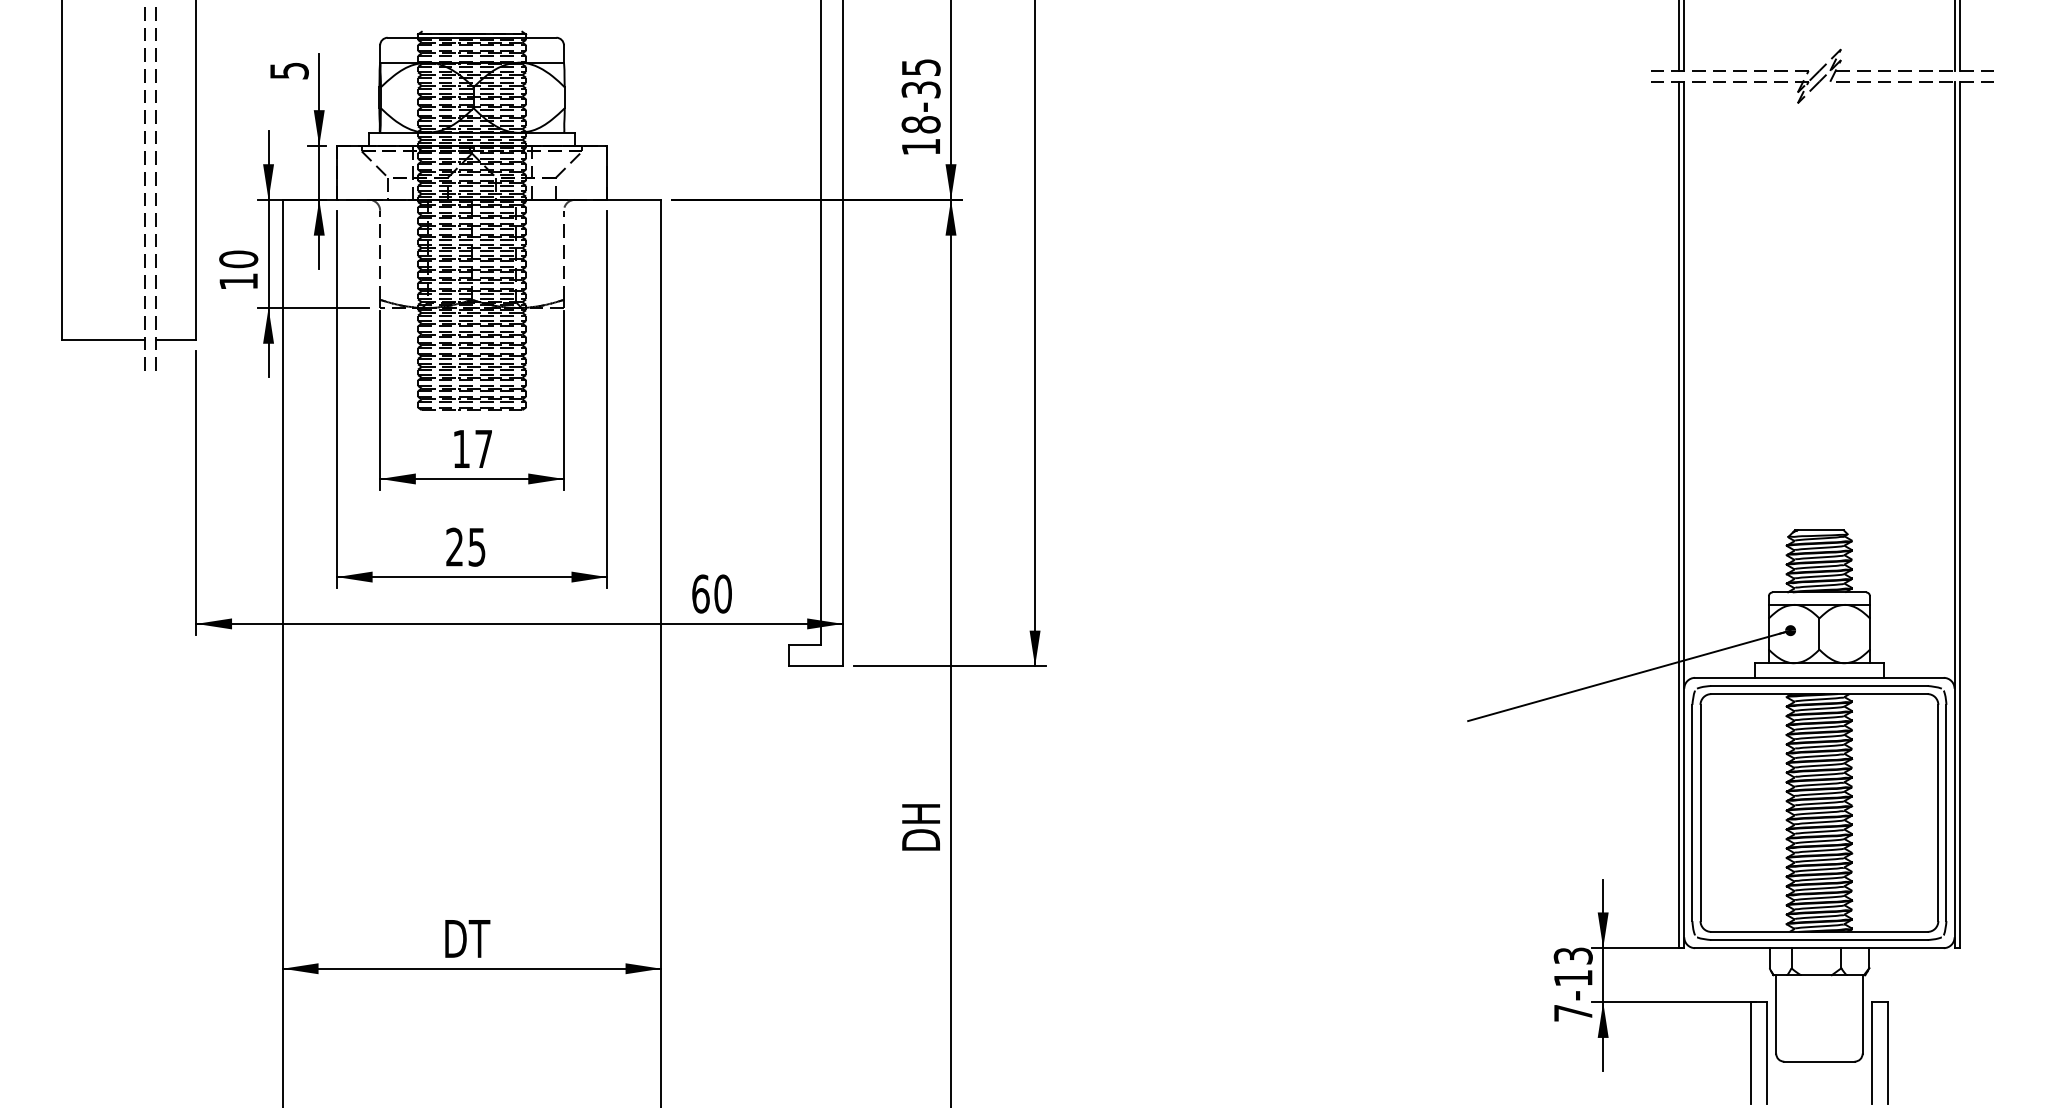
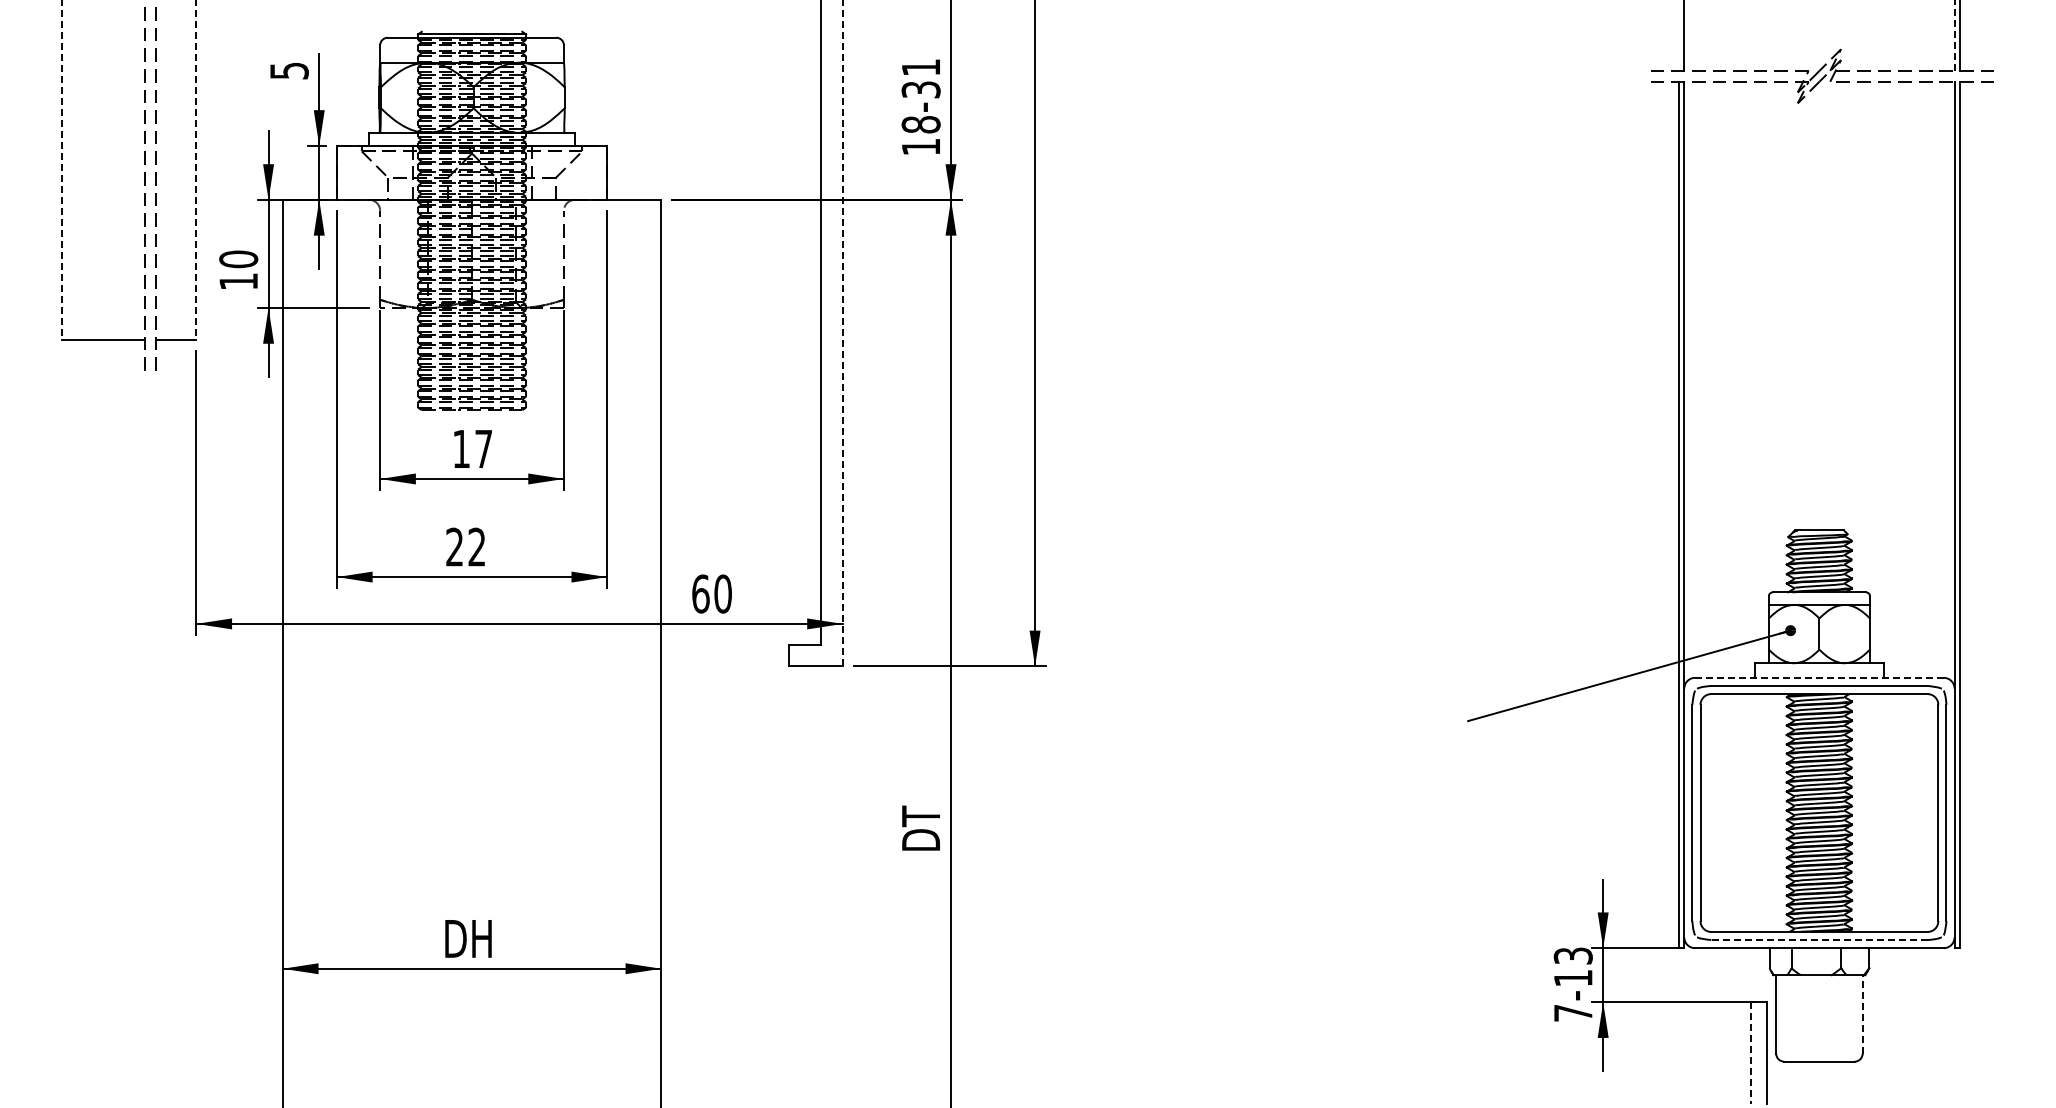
line: solid -> dashed (1954, 34)
line: present -> none (1678, 36)
text: 18-35 -> 18-31 (921, 67)
line: solid -> dashed (61, 170)
line: solid -> dashed (196, 170)
line: solid -> dashed (842, 333)
text: 25 -> 22 (476, 546)
line: solid -> dashed (1819, 677)
text: DH -> DT (920, 815)
text: DT -> DH (479, 938)
line: solid -> dashed (1818, 940)
line: solid -> dashed (1862, 1013)
line: solid -> dashed (1750, 1052)
part: present -> none (1872, 1052)
